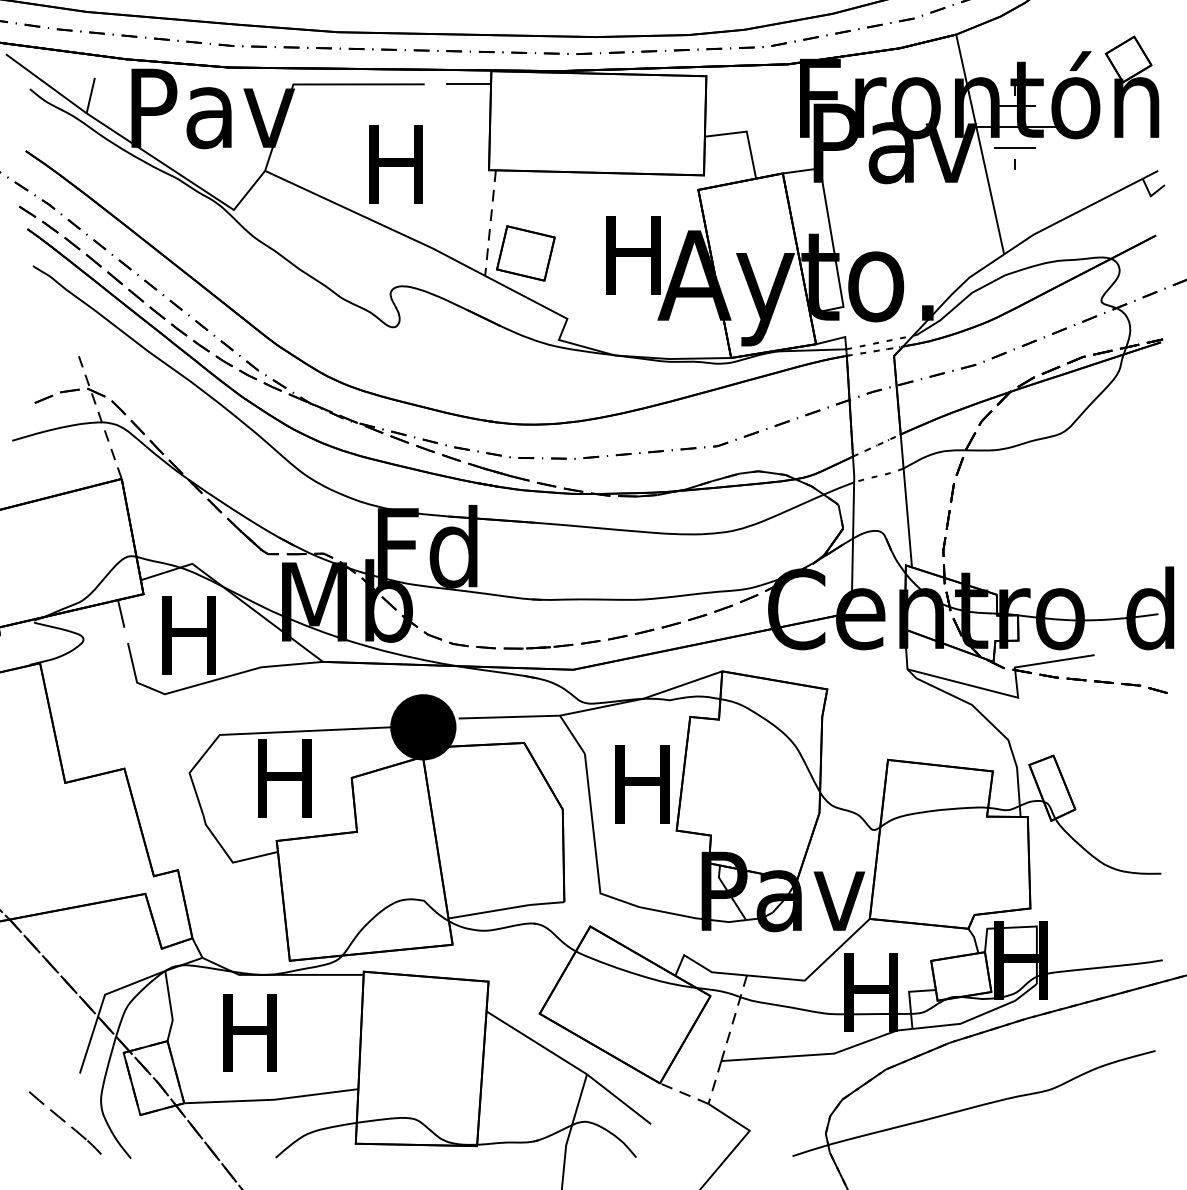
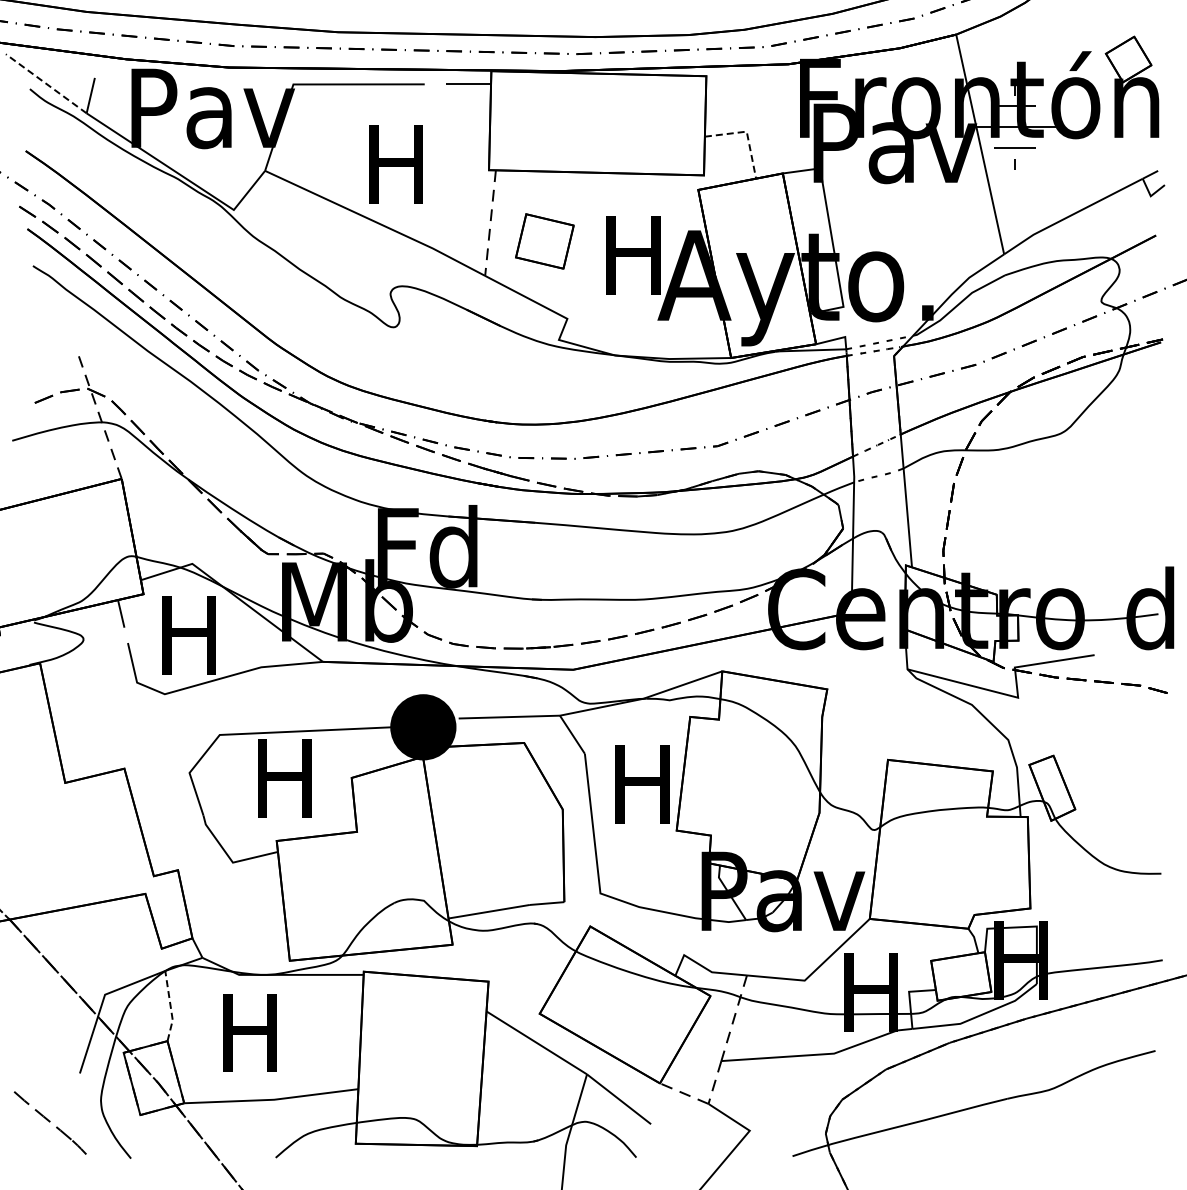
line: solid -> dashed (45, 83)
line: solid -> dashed (747, 133)
part position: (525, 253) -> (544, 241) (544, 241)
line: solid -> dashed (170, 1006)
part position: (64, 1122) -> (49, 1122) (49, 1122)
